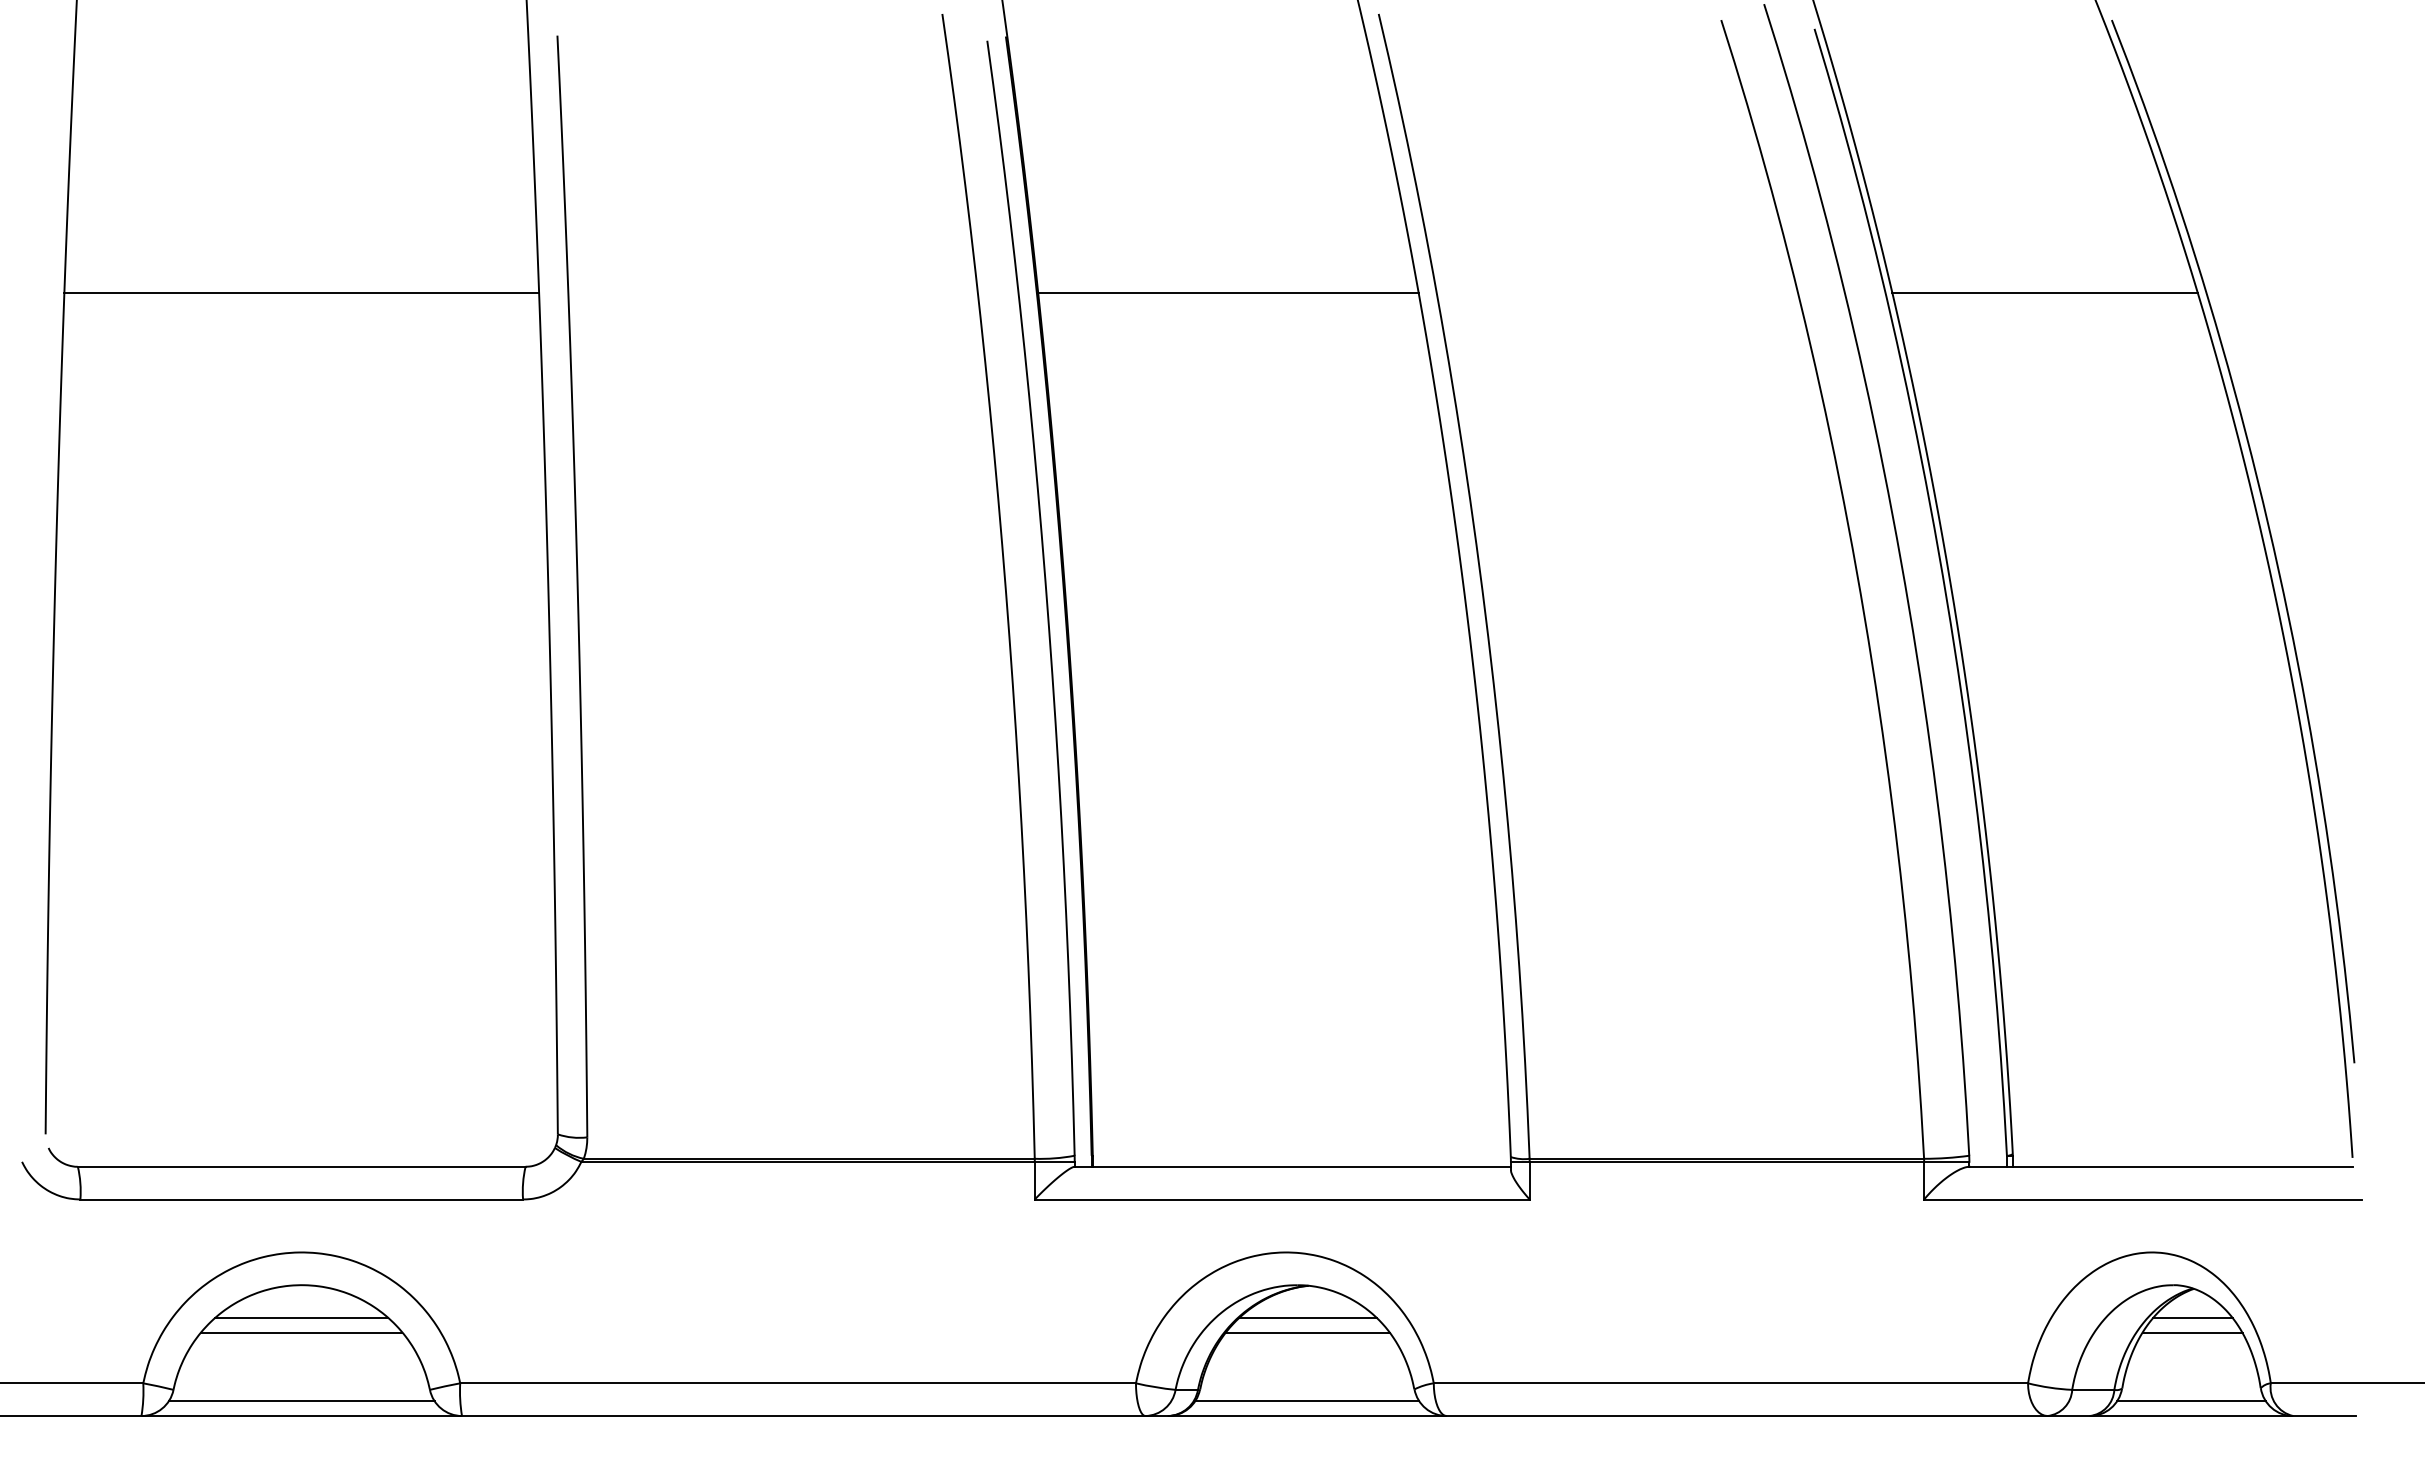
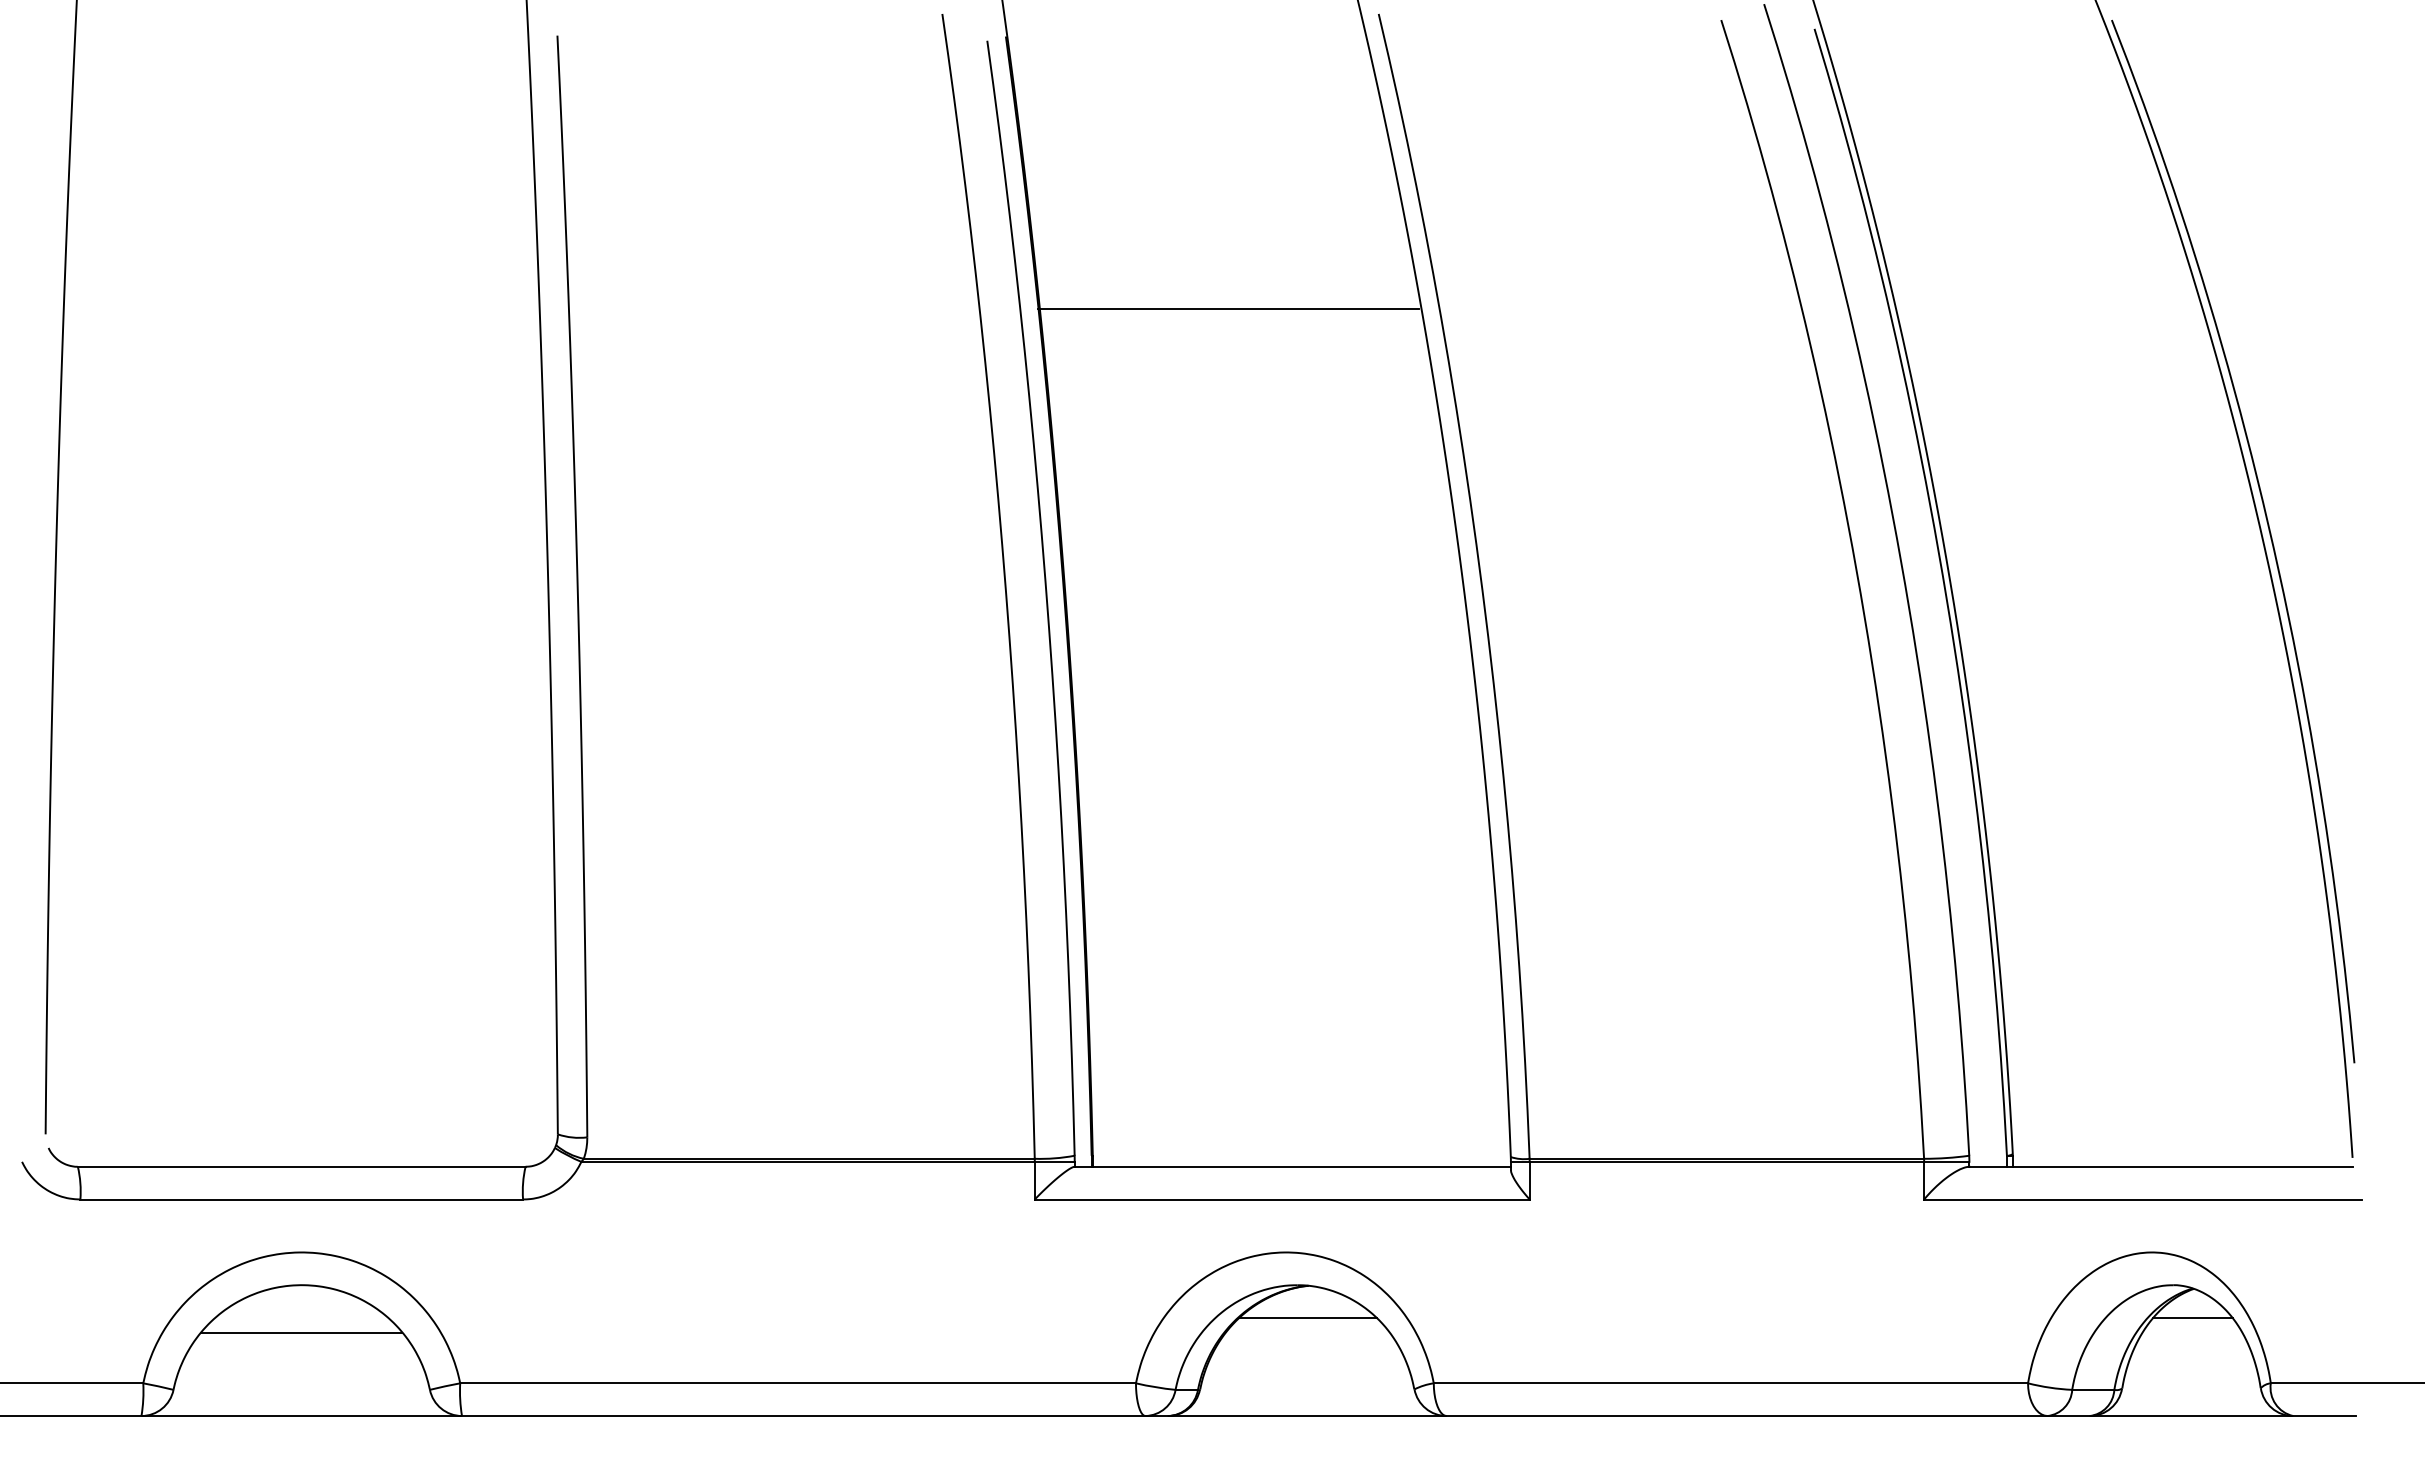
line: present -> none (301, 293)
line position: (1228, 293) -> (1228, 309) (1228, 309)
line: present -> none (2044, 293)
line: present -> none (301, 1317)
line: present -> none (1307, 1332)
line: present -> none (2192, 1332)
line: present -> none (301, 1401)
line: present -> none (1307, 1401)
line: present -> none (2191, 1401)
